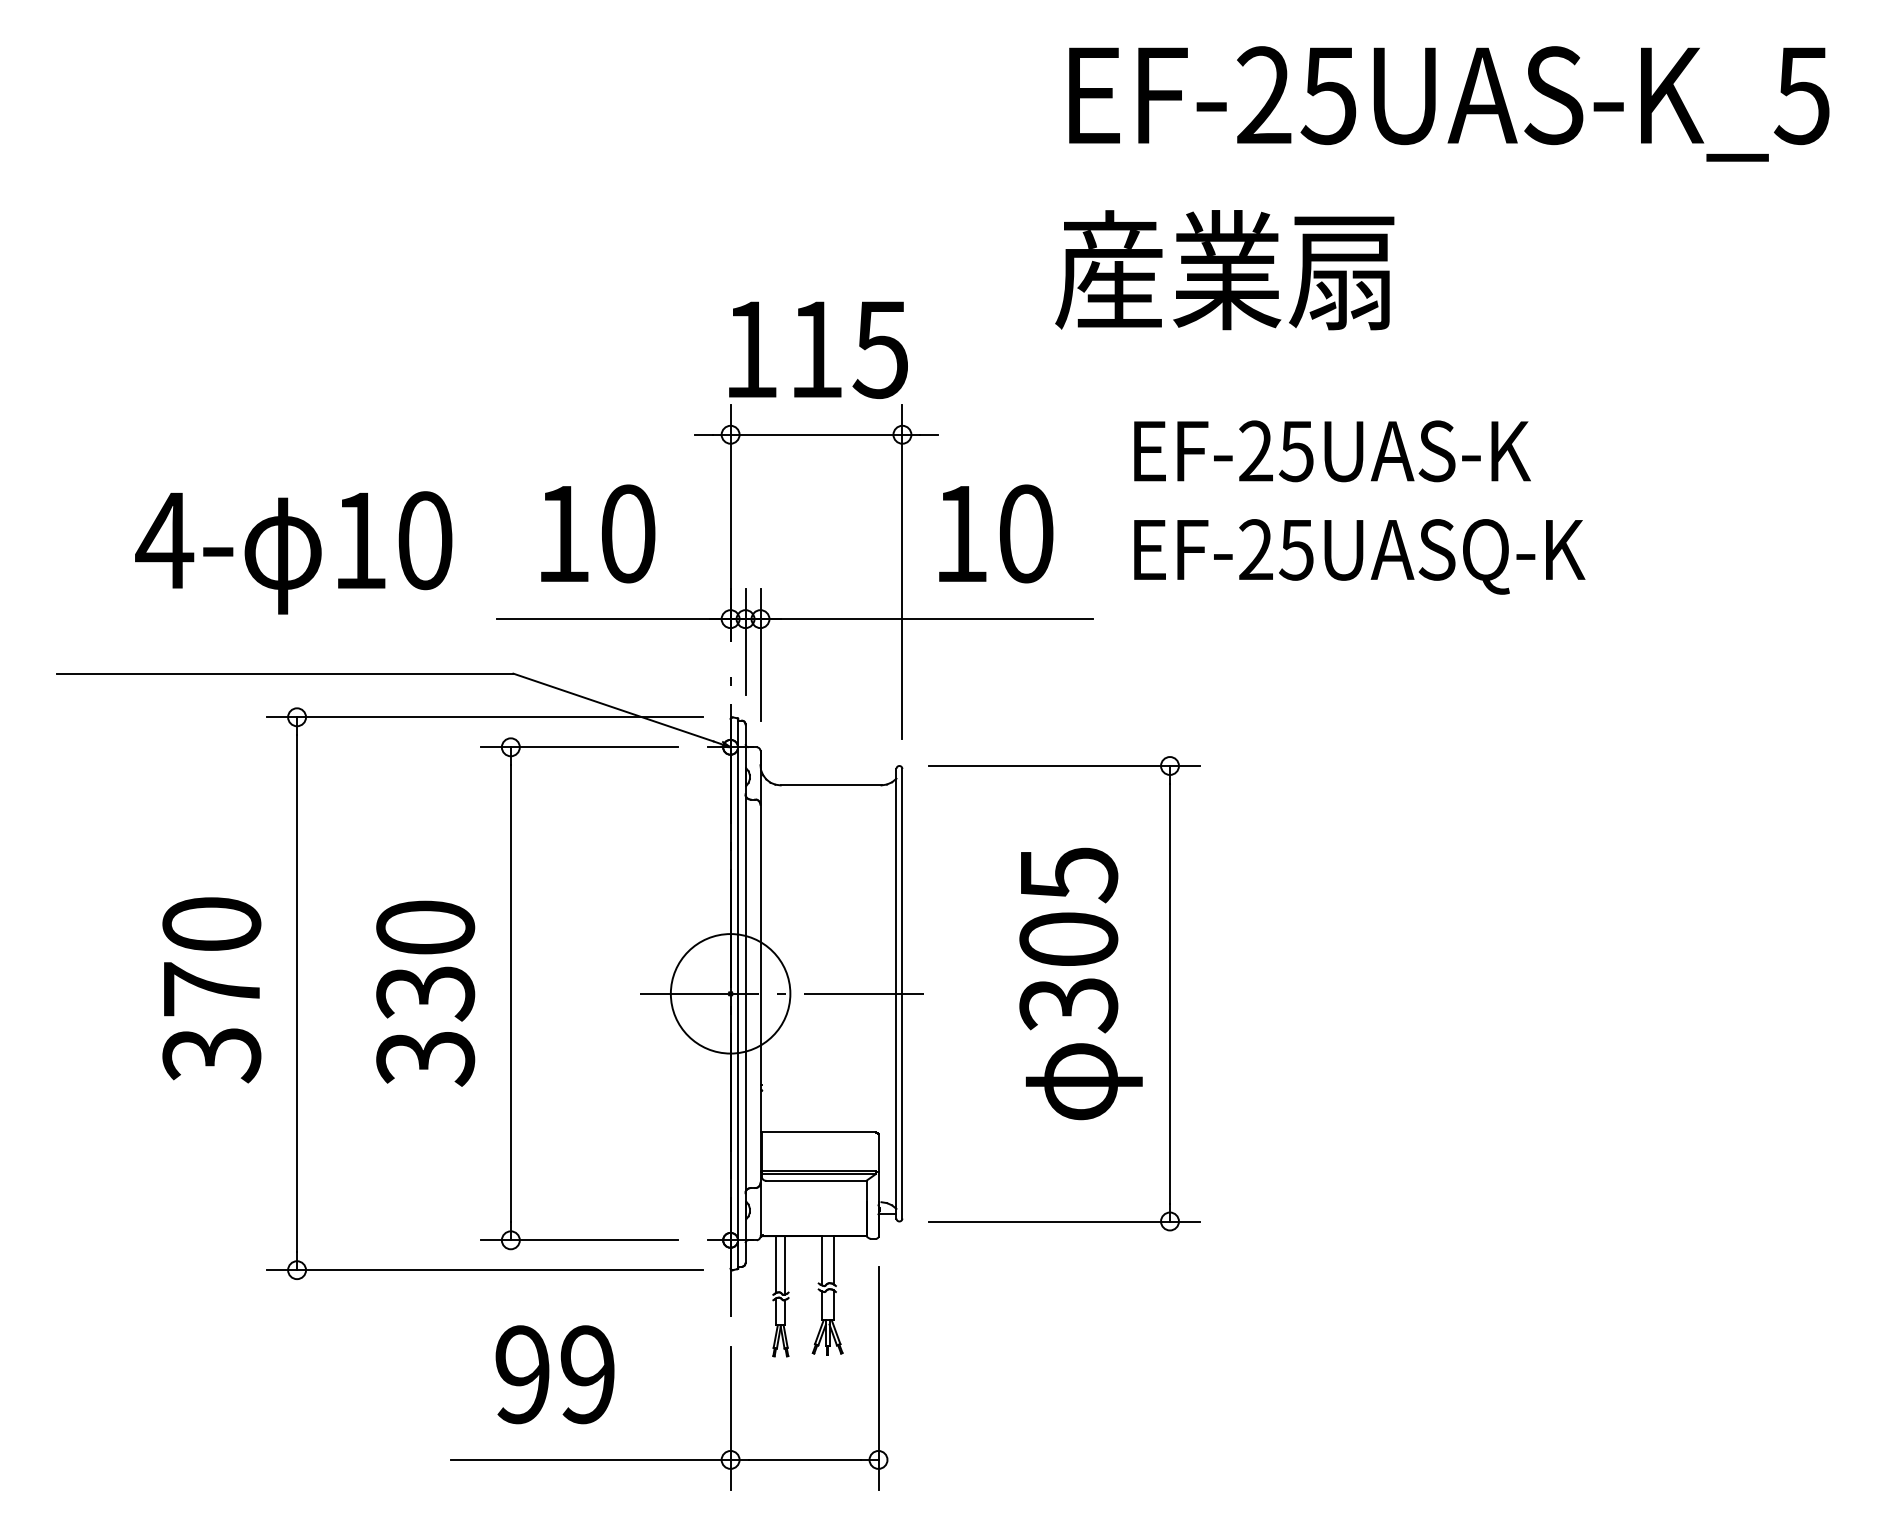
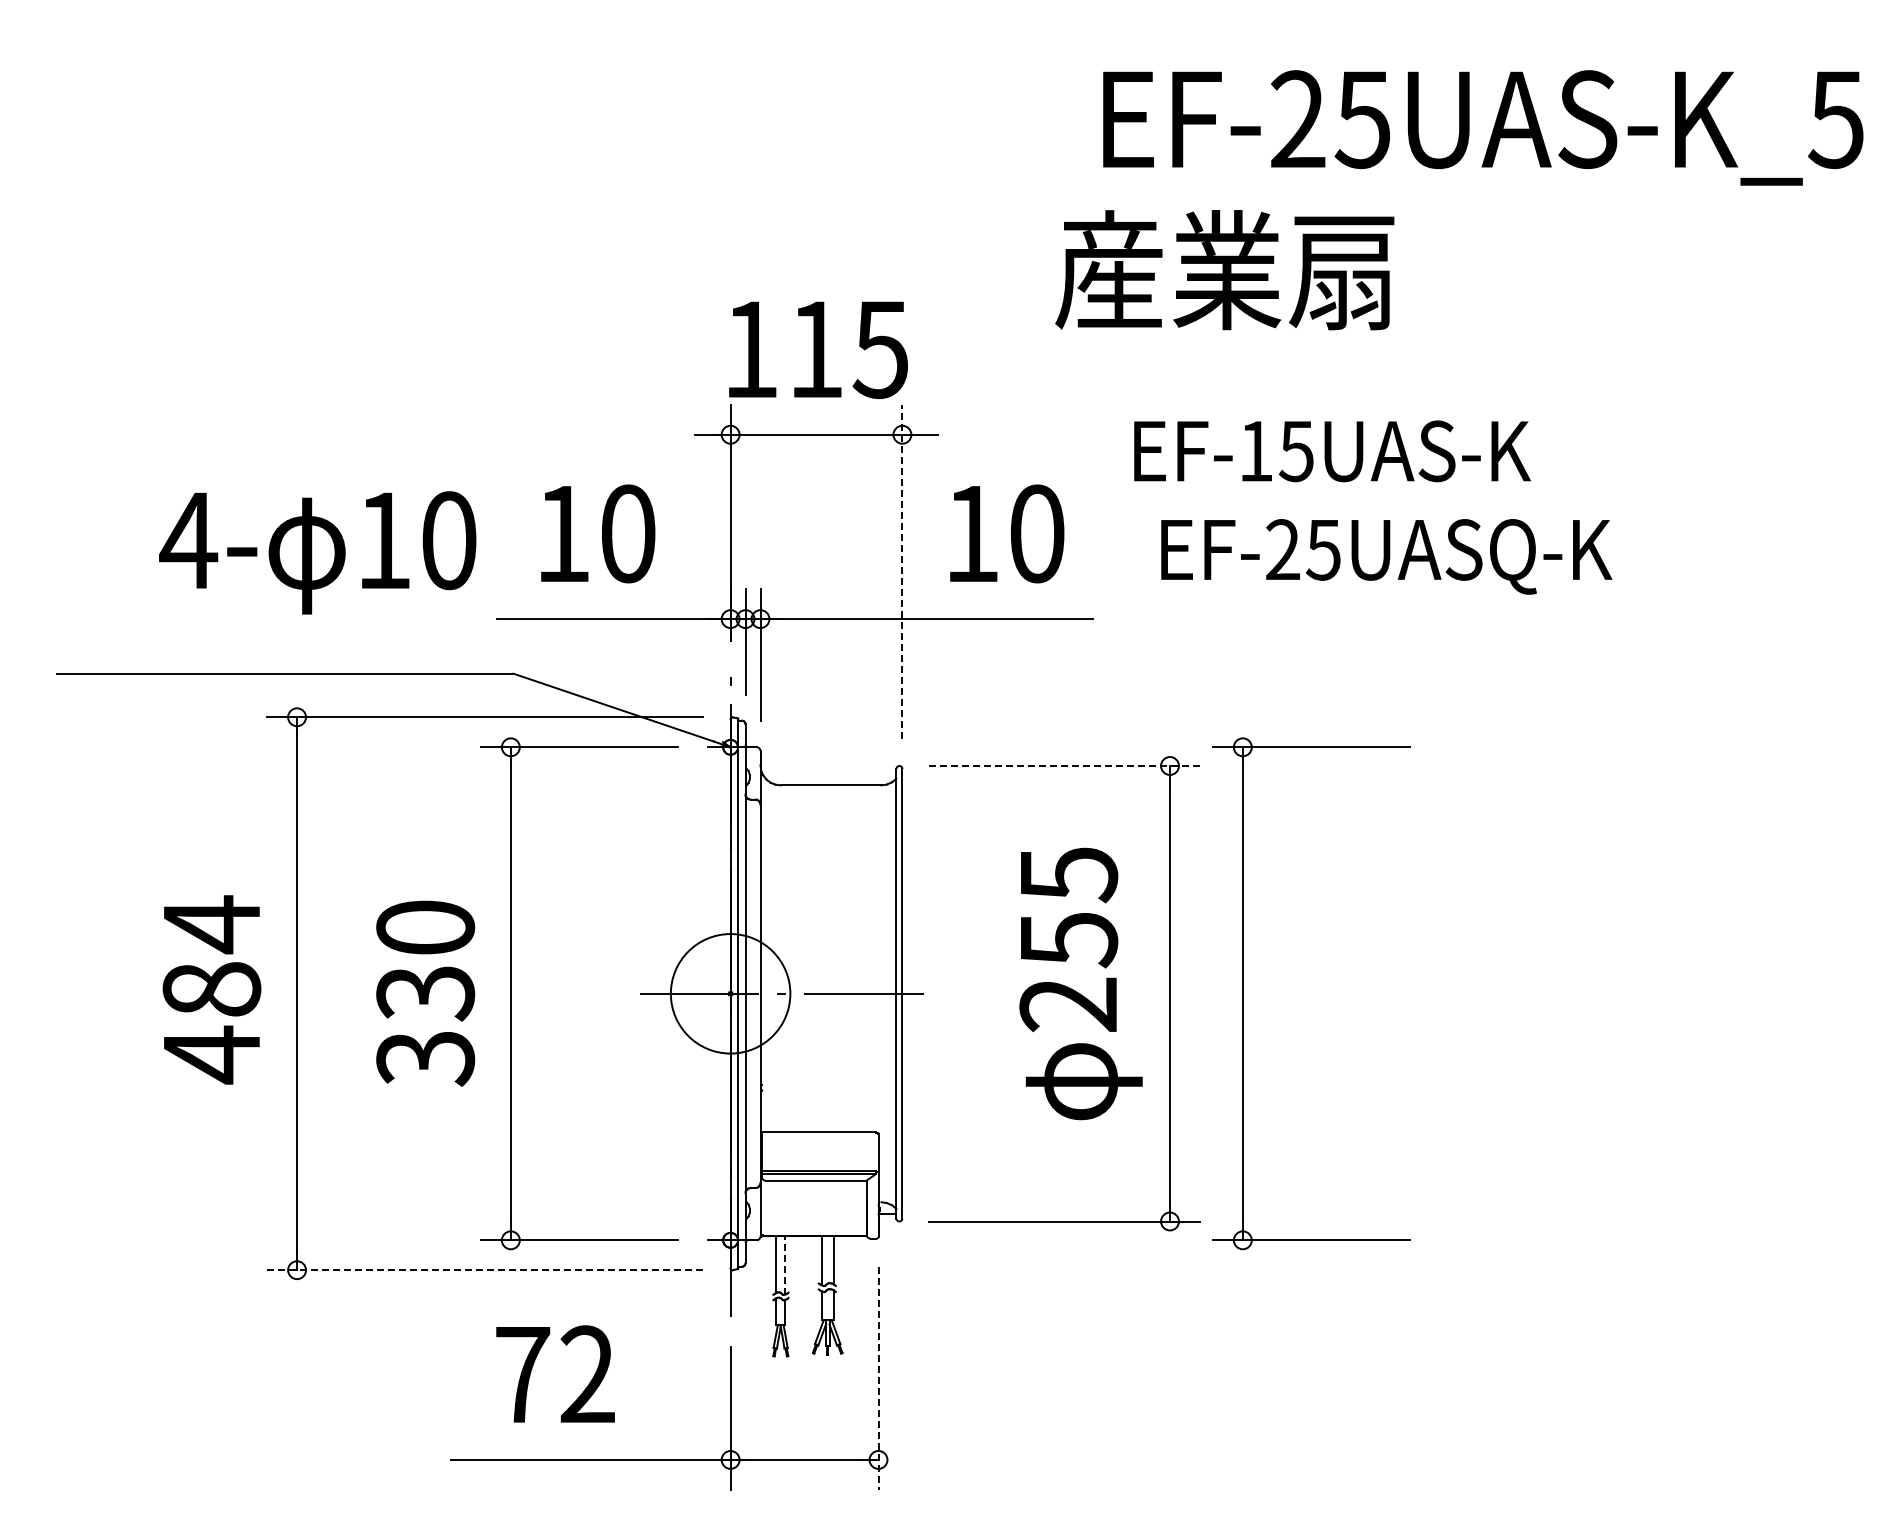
text position: (1449, 103) -> (1483, 127) (1483, 127)
text: EF-25UAS-K -> EF-15UAS-K (1255, 450)
text position: (996, 533) -> (1007, 533) (1007, 533)
text position: (293, 552) -> (317, 552) (317, 552)
text position: (1359, 556) -> (1386, 556) (1386, 556)
line: solid -> dashed (902, 571)
line: solid -> dashed (1065, 765)
text: 305 -> 255 (1068, 972)
text: 370 -> 484 (211, 989)
part: none -> present (1243, 993)
line: solid -> dashed (785, 1264)
line: solid -> dashed (484, 1270)
text: 99 -> 72 (554, 1374)
line: solid -> dashed (878, 1378)
